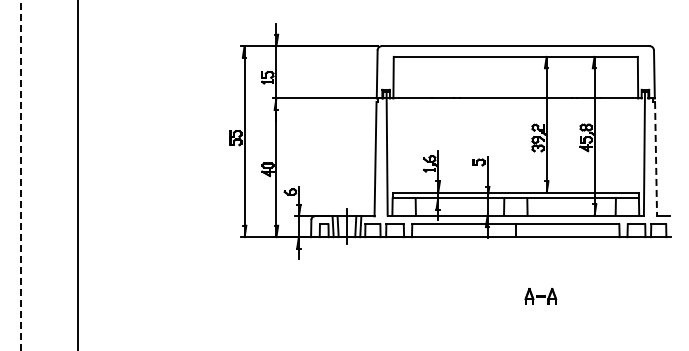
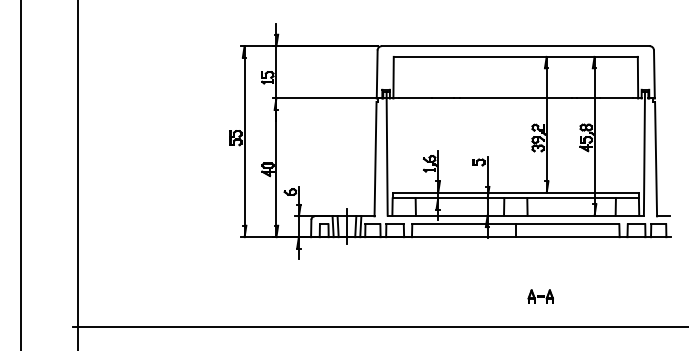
line: dashed -> solid (656, 159)
line: dashed -> solid (20, 175)
part size: 34x17 px -> 27x15 px (540, 296)
line: none -> present (379, 326)
